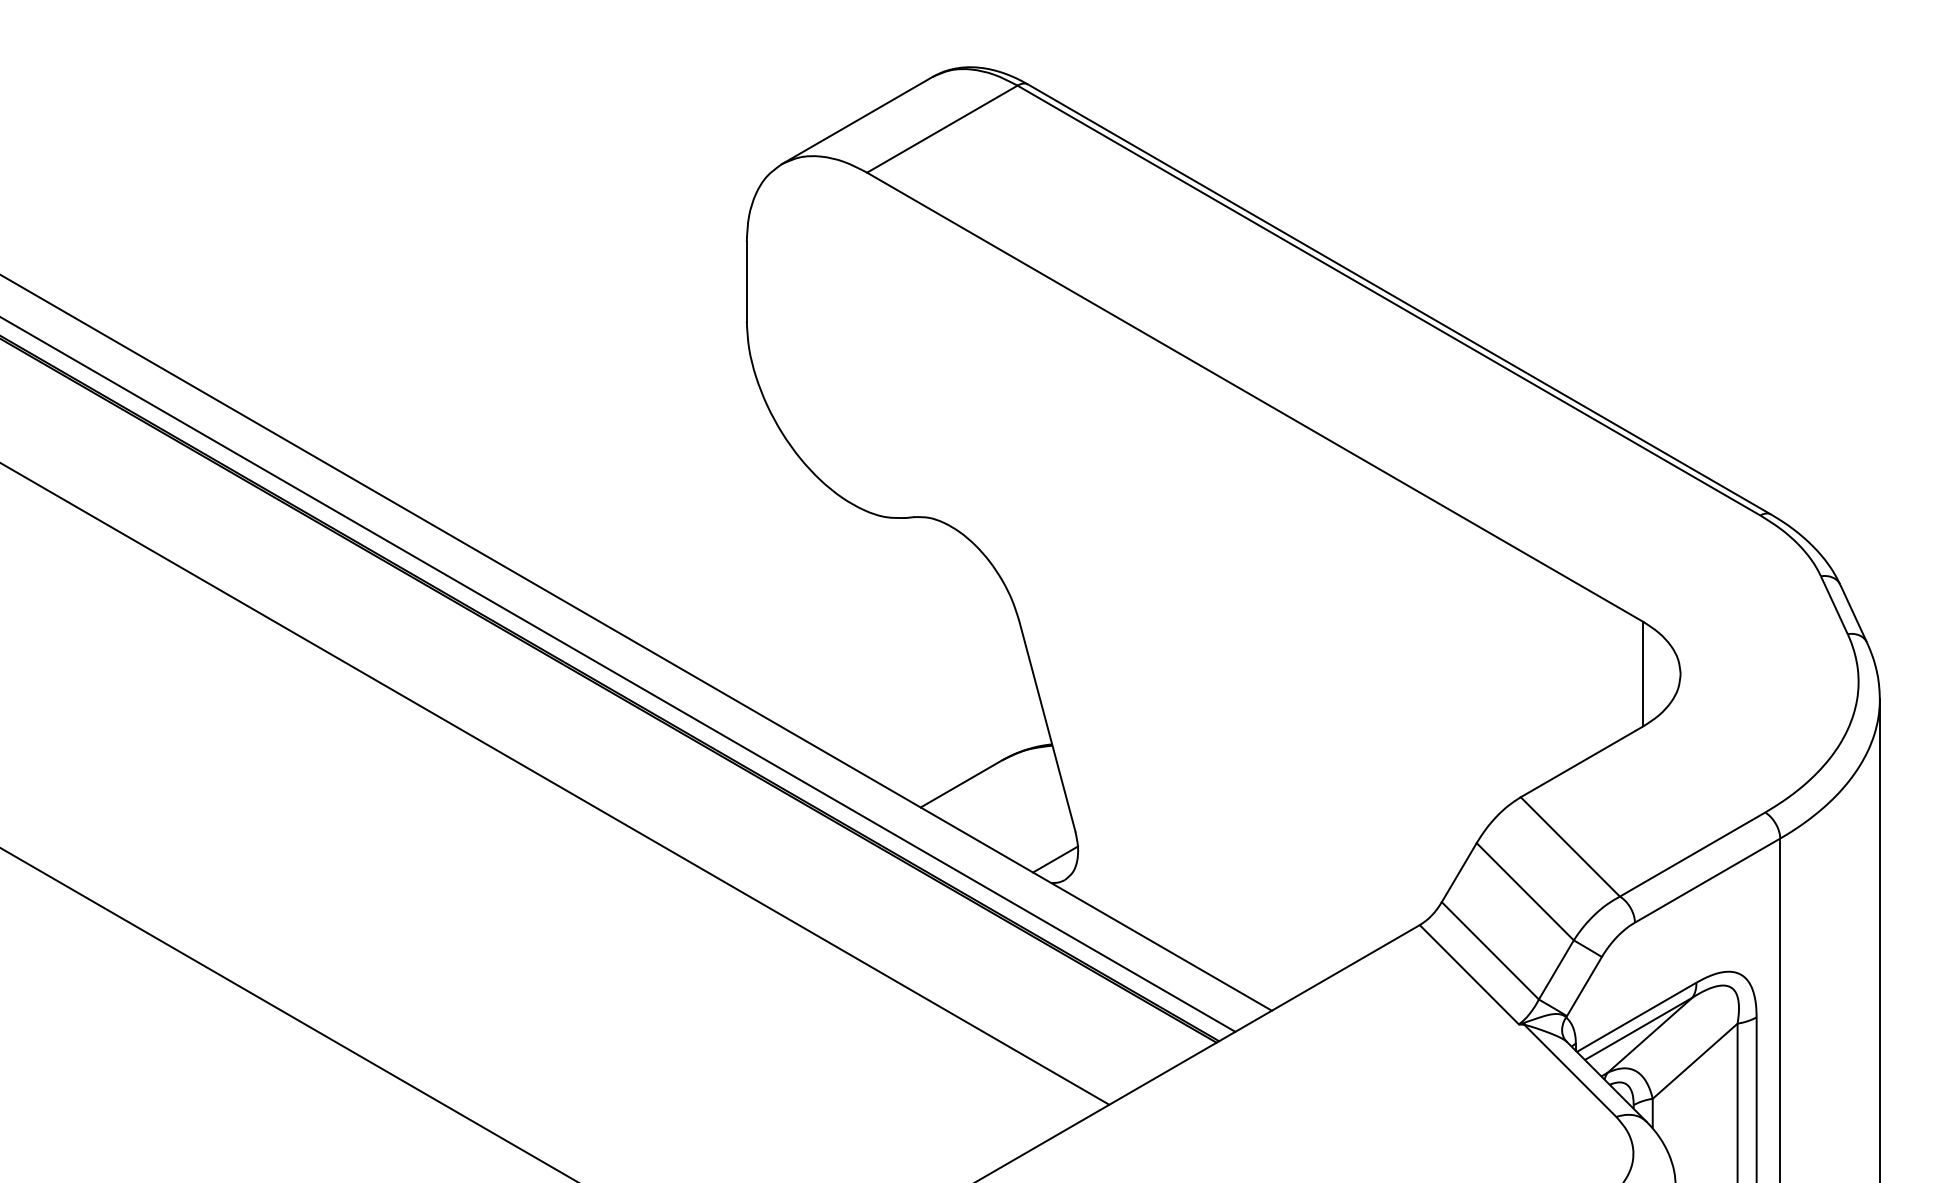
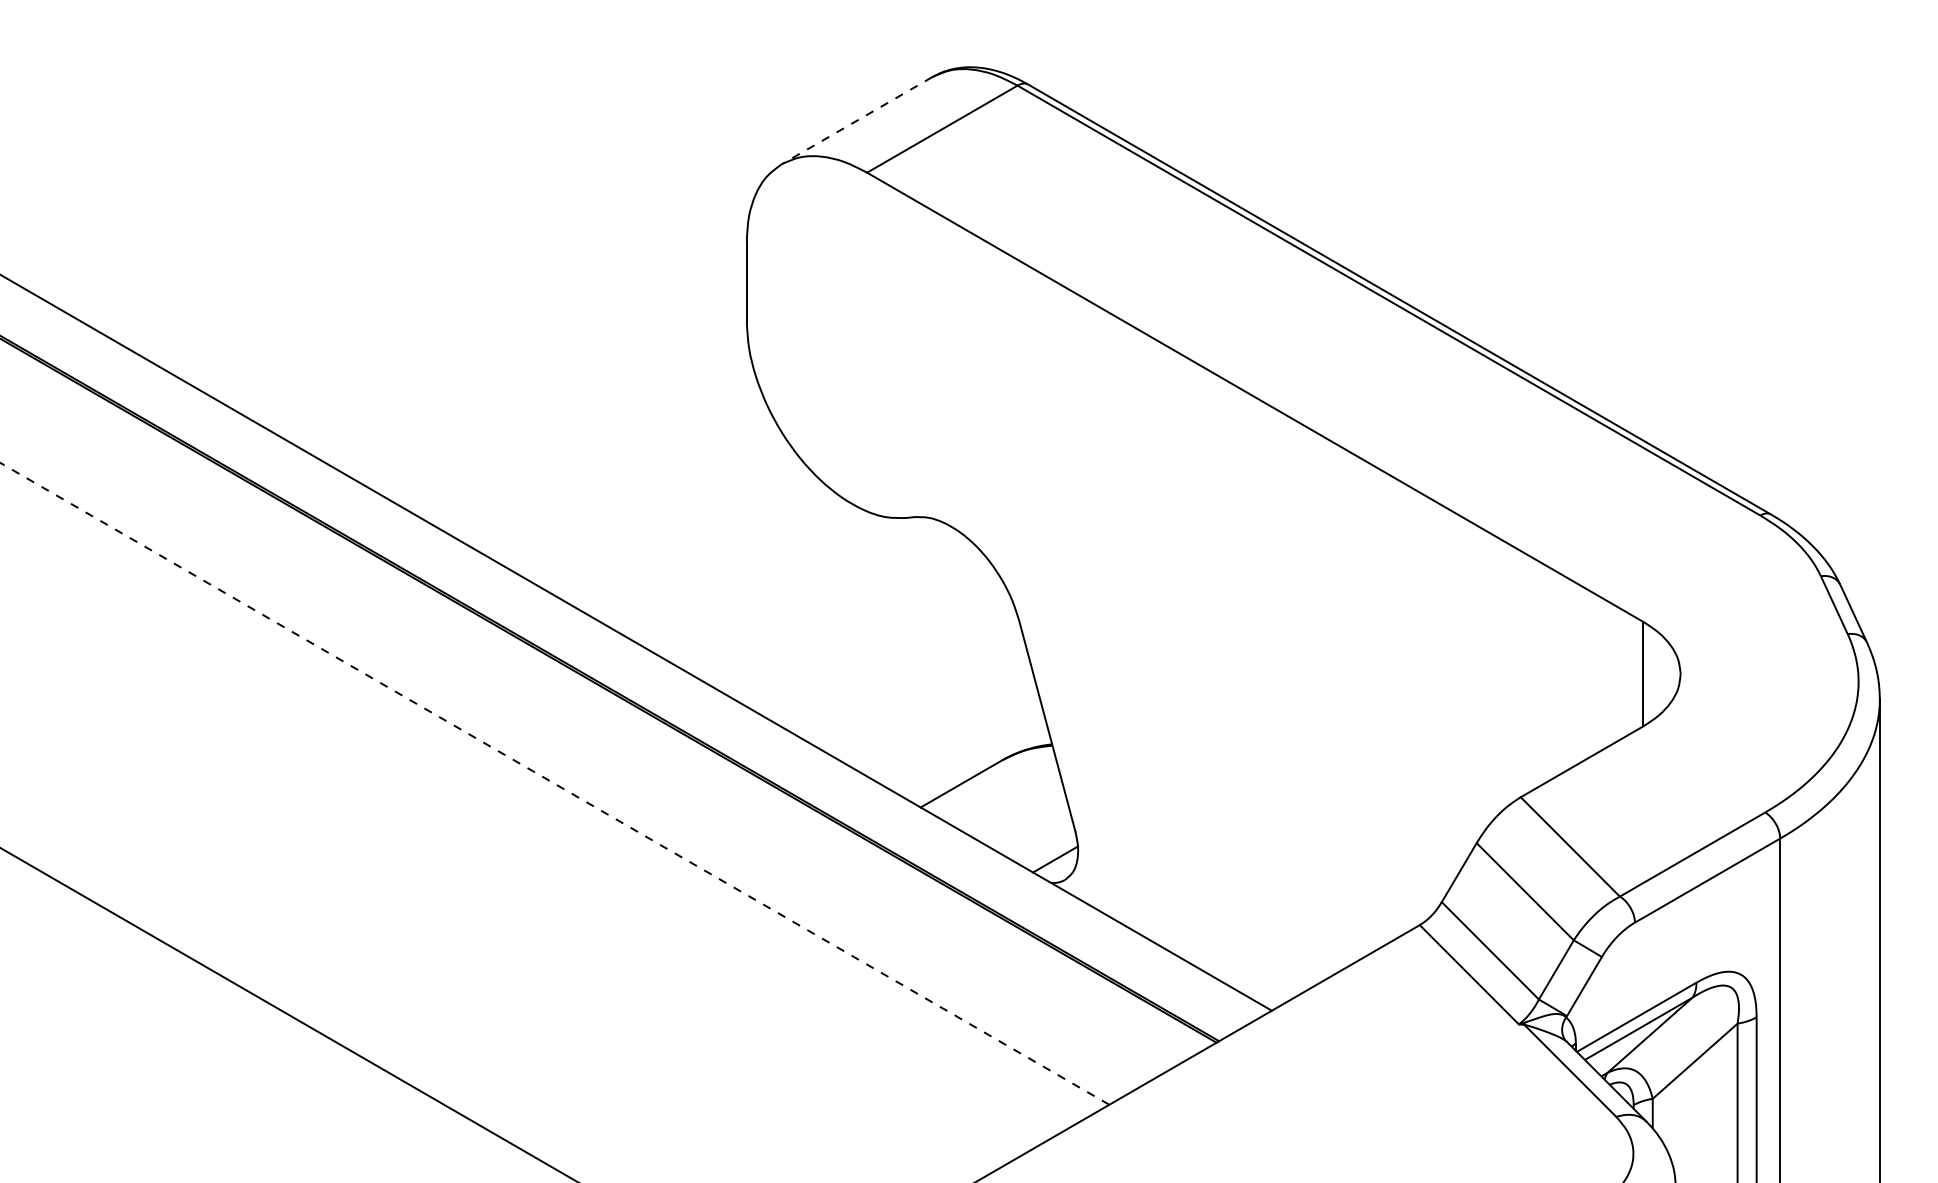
line: solid -> dashed (857, 120)
line: present -> none (618, 674)
line: solid -> dashed (554, 783)
